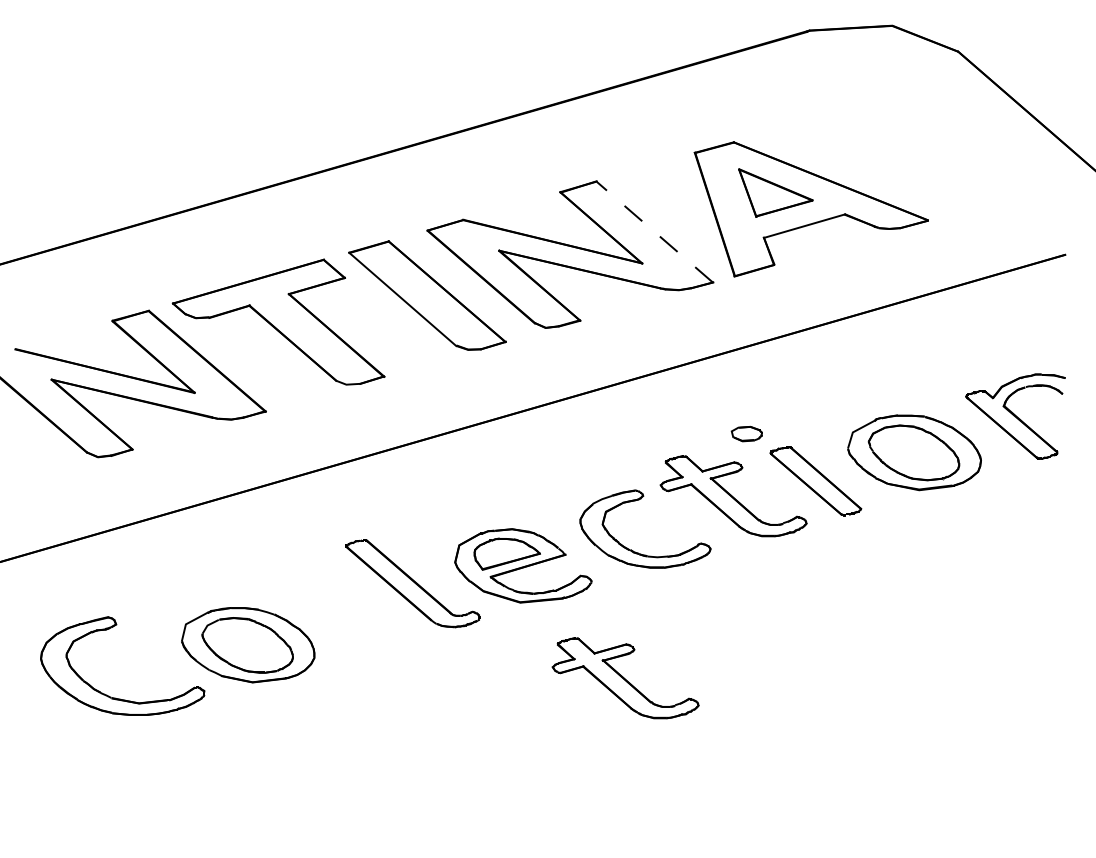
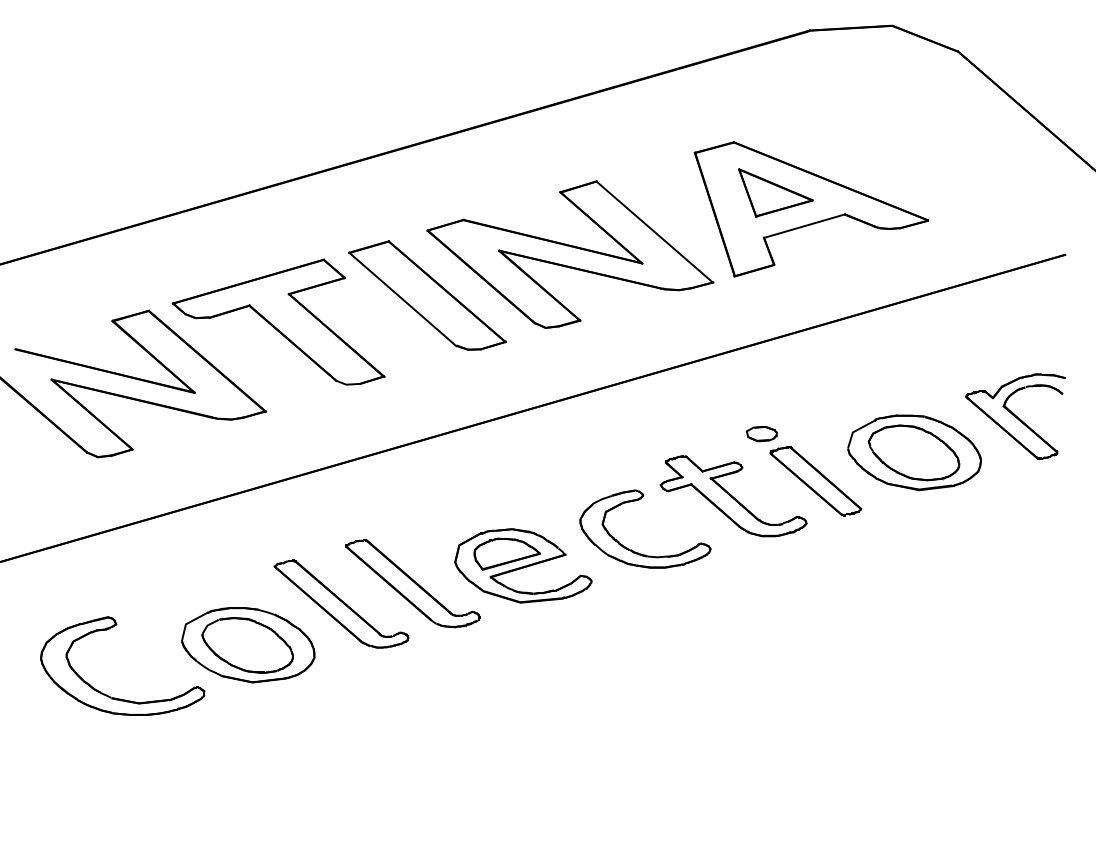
line: dashed -> solid (654, 232)
part position: (746, 433) -> (761, 433) (761, 433)
part: none -> present (341, 603)
part: present -> none (625, 678)
